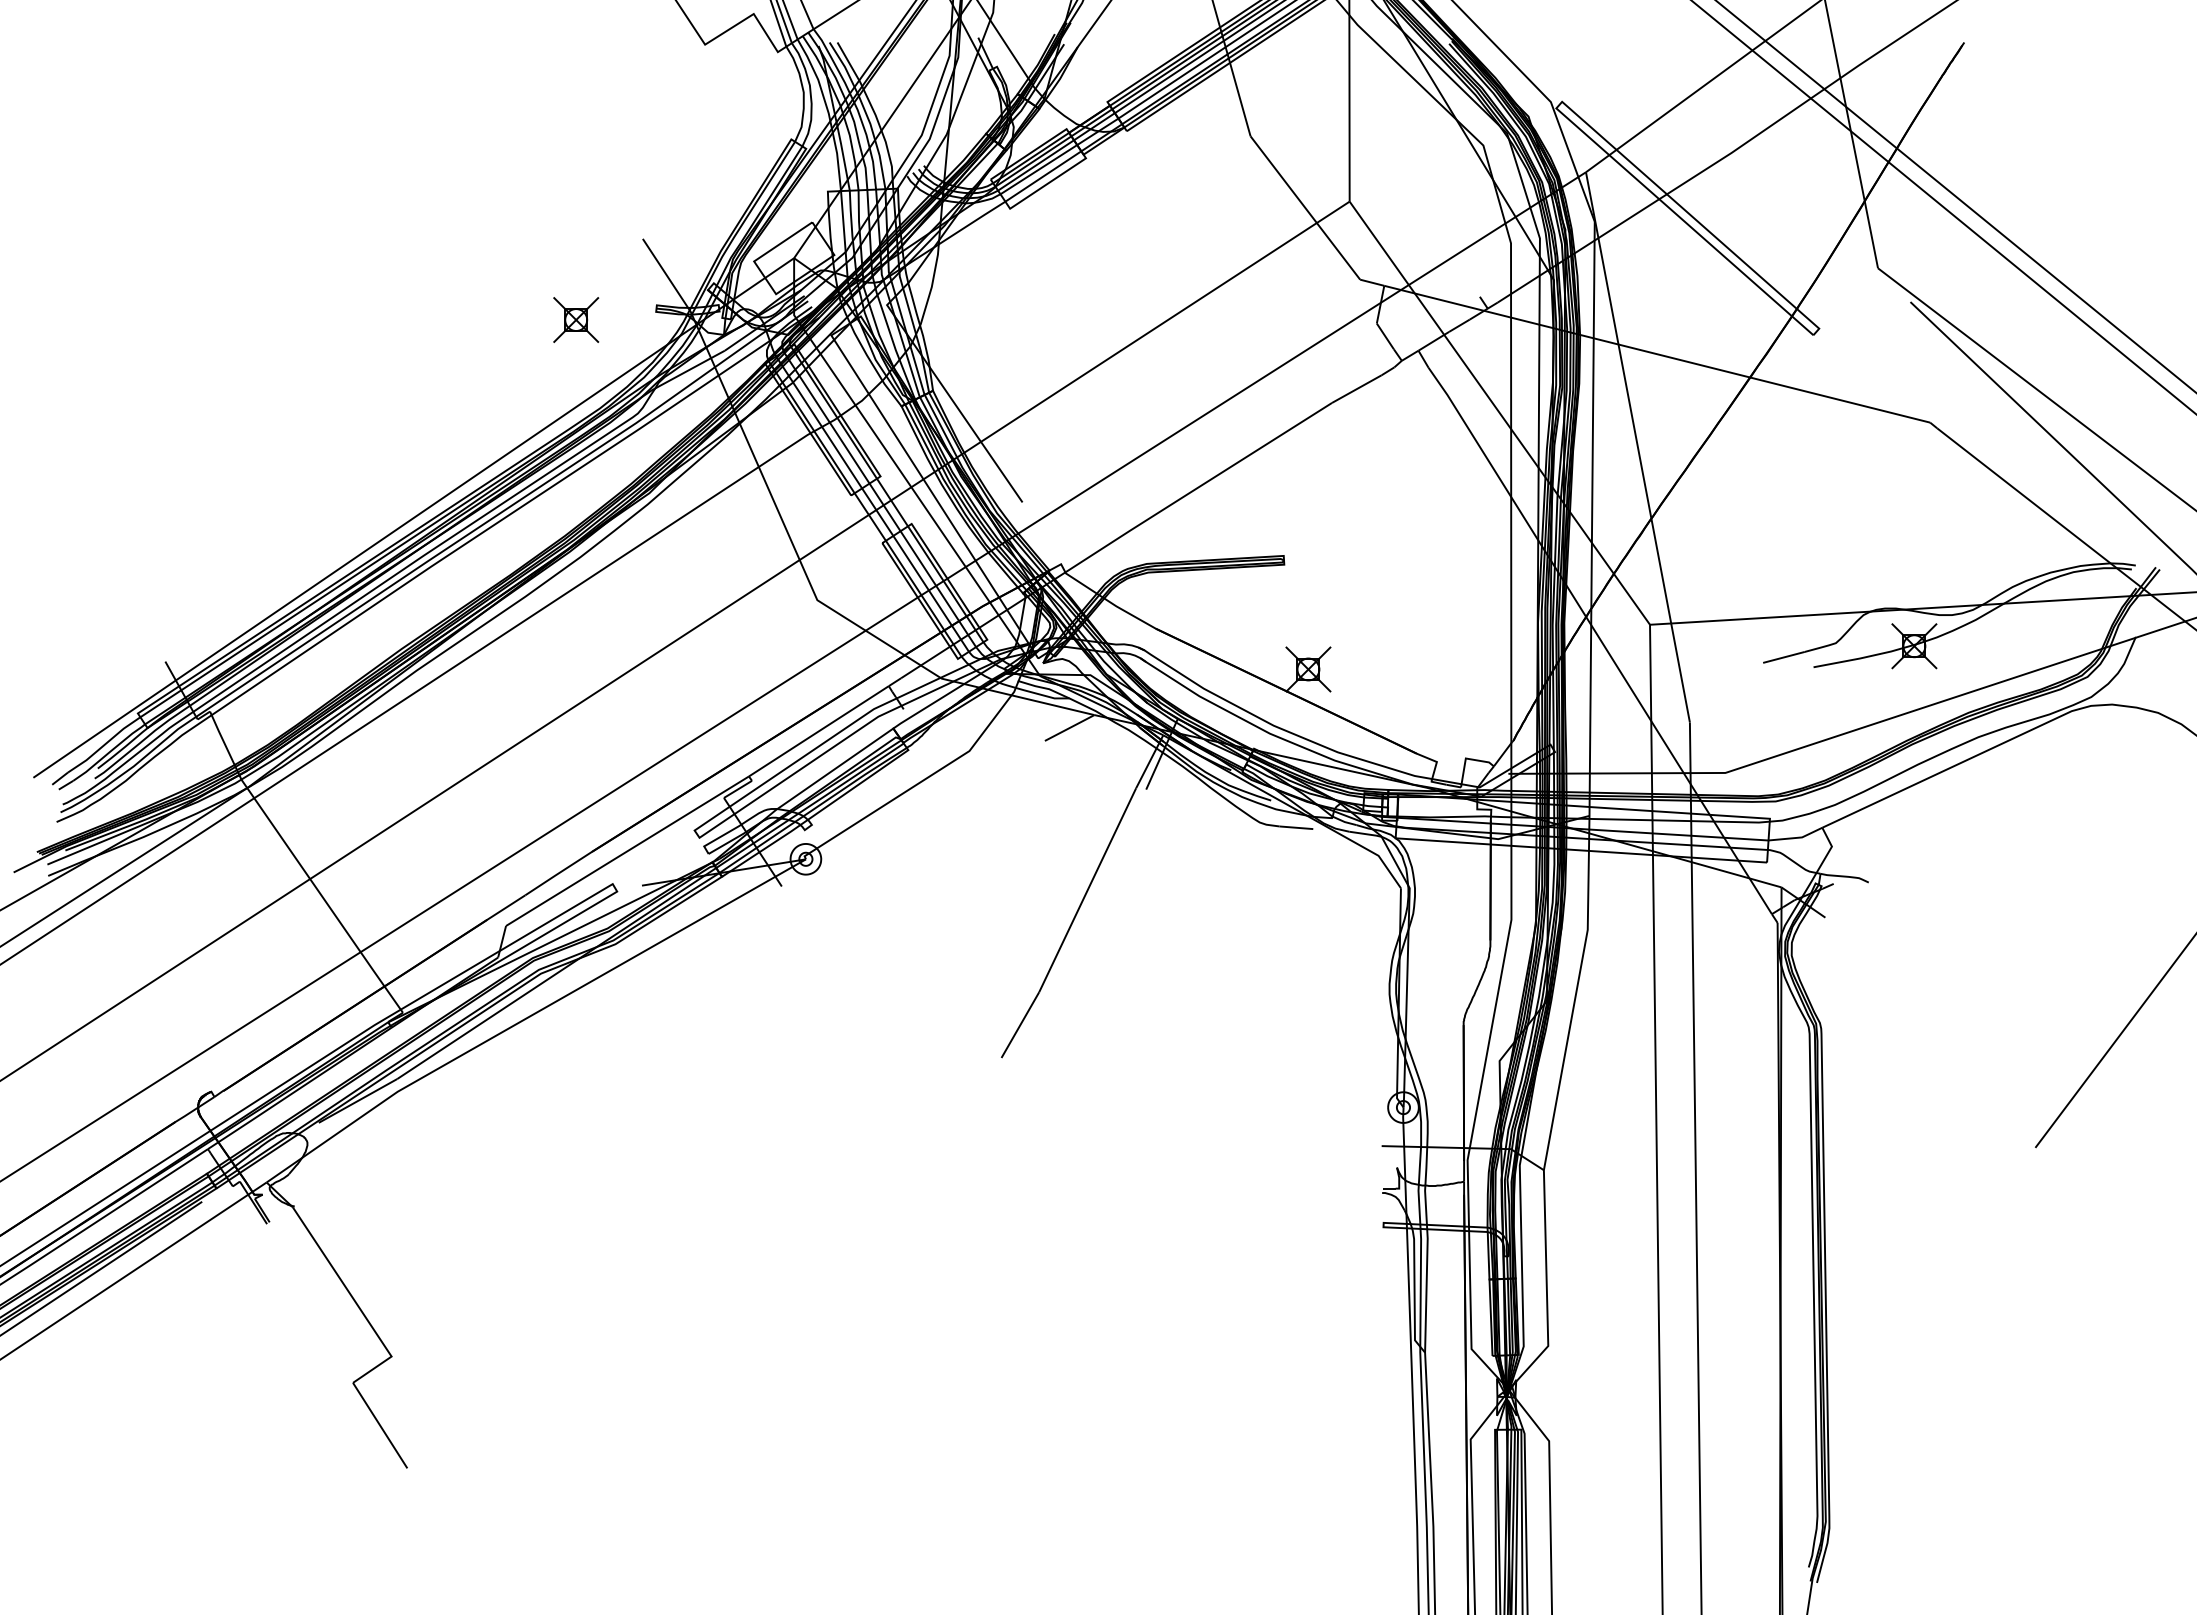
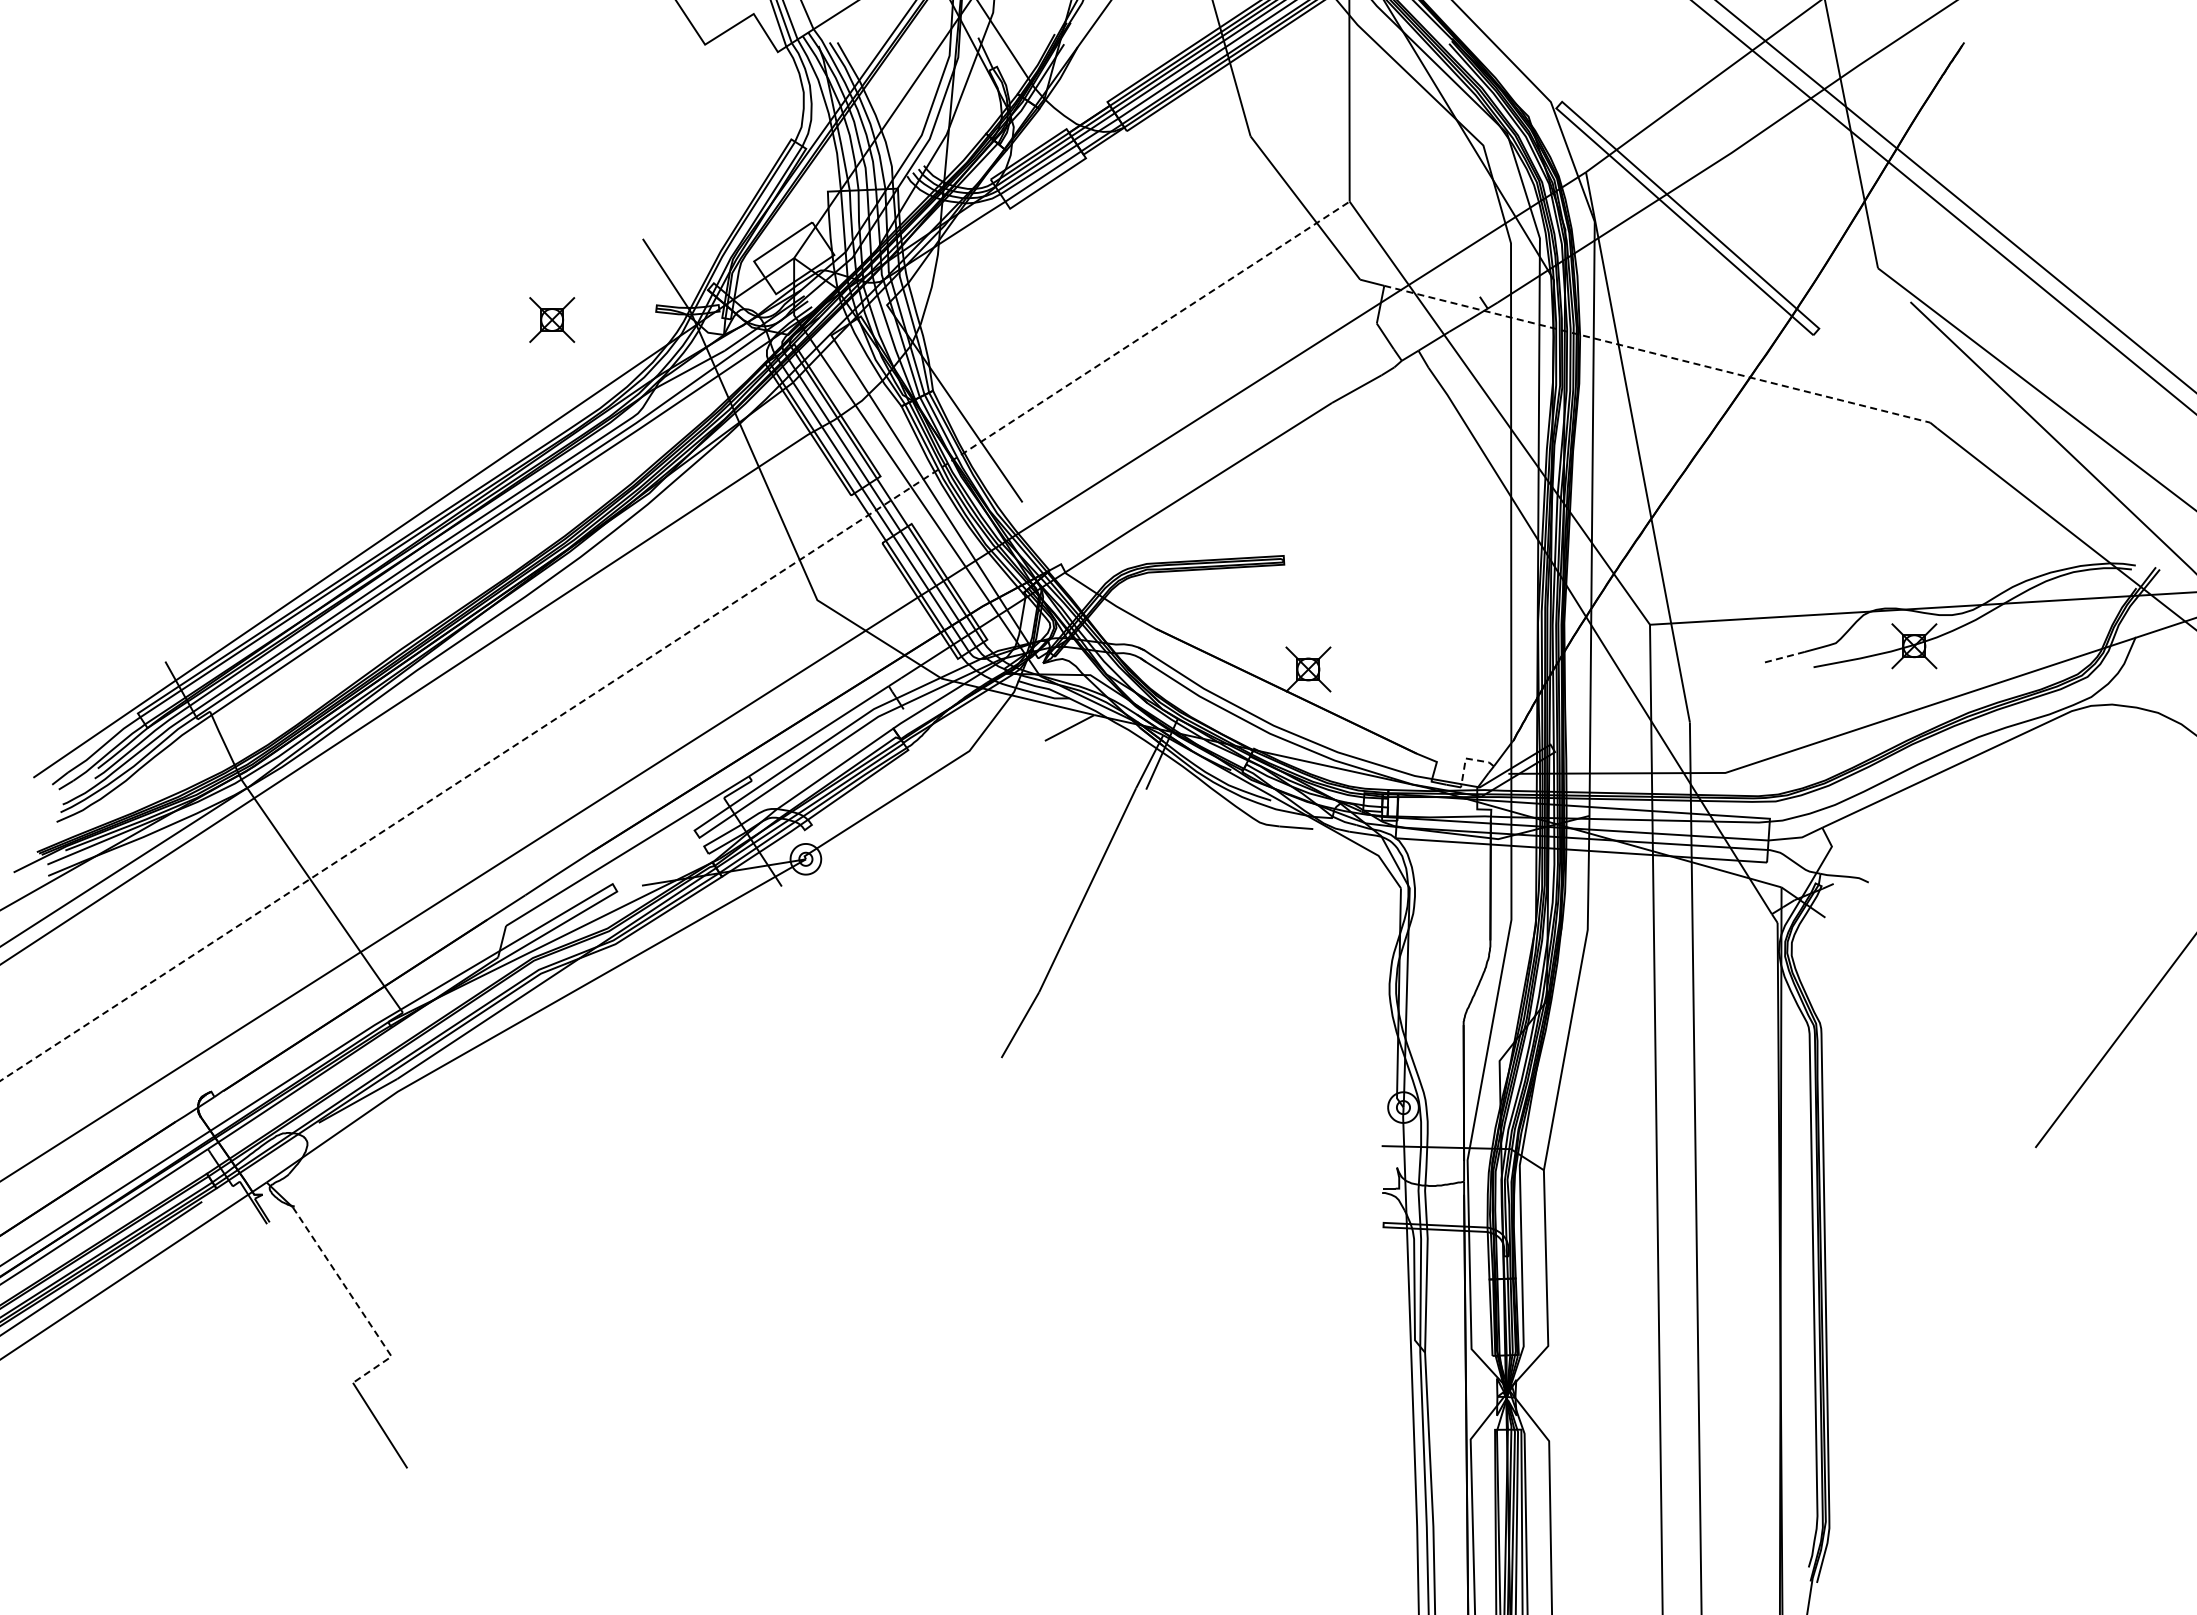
part position: (576, 319) -> (552, 319) (552, 319)
line: solid -> dashed (1657, 354)
line: solid -> dashed (675, 641)
line: solid -> dashed (1783, 657)
line: solid -> dashed (1465, 758)
line: solid -> dashed (355, 1302)
